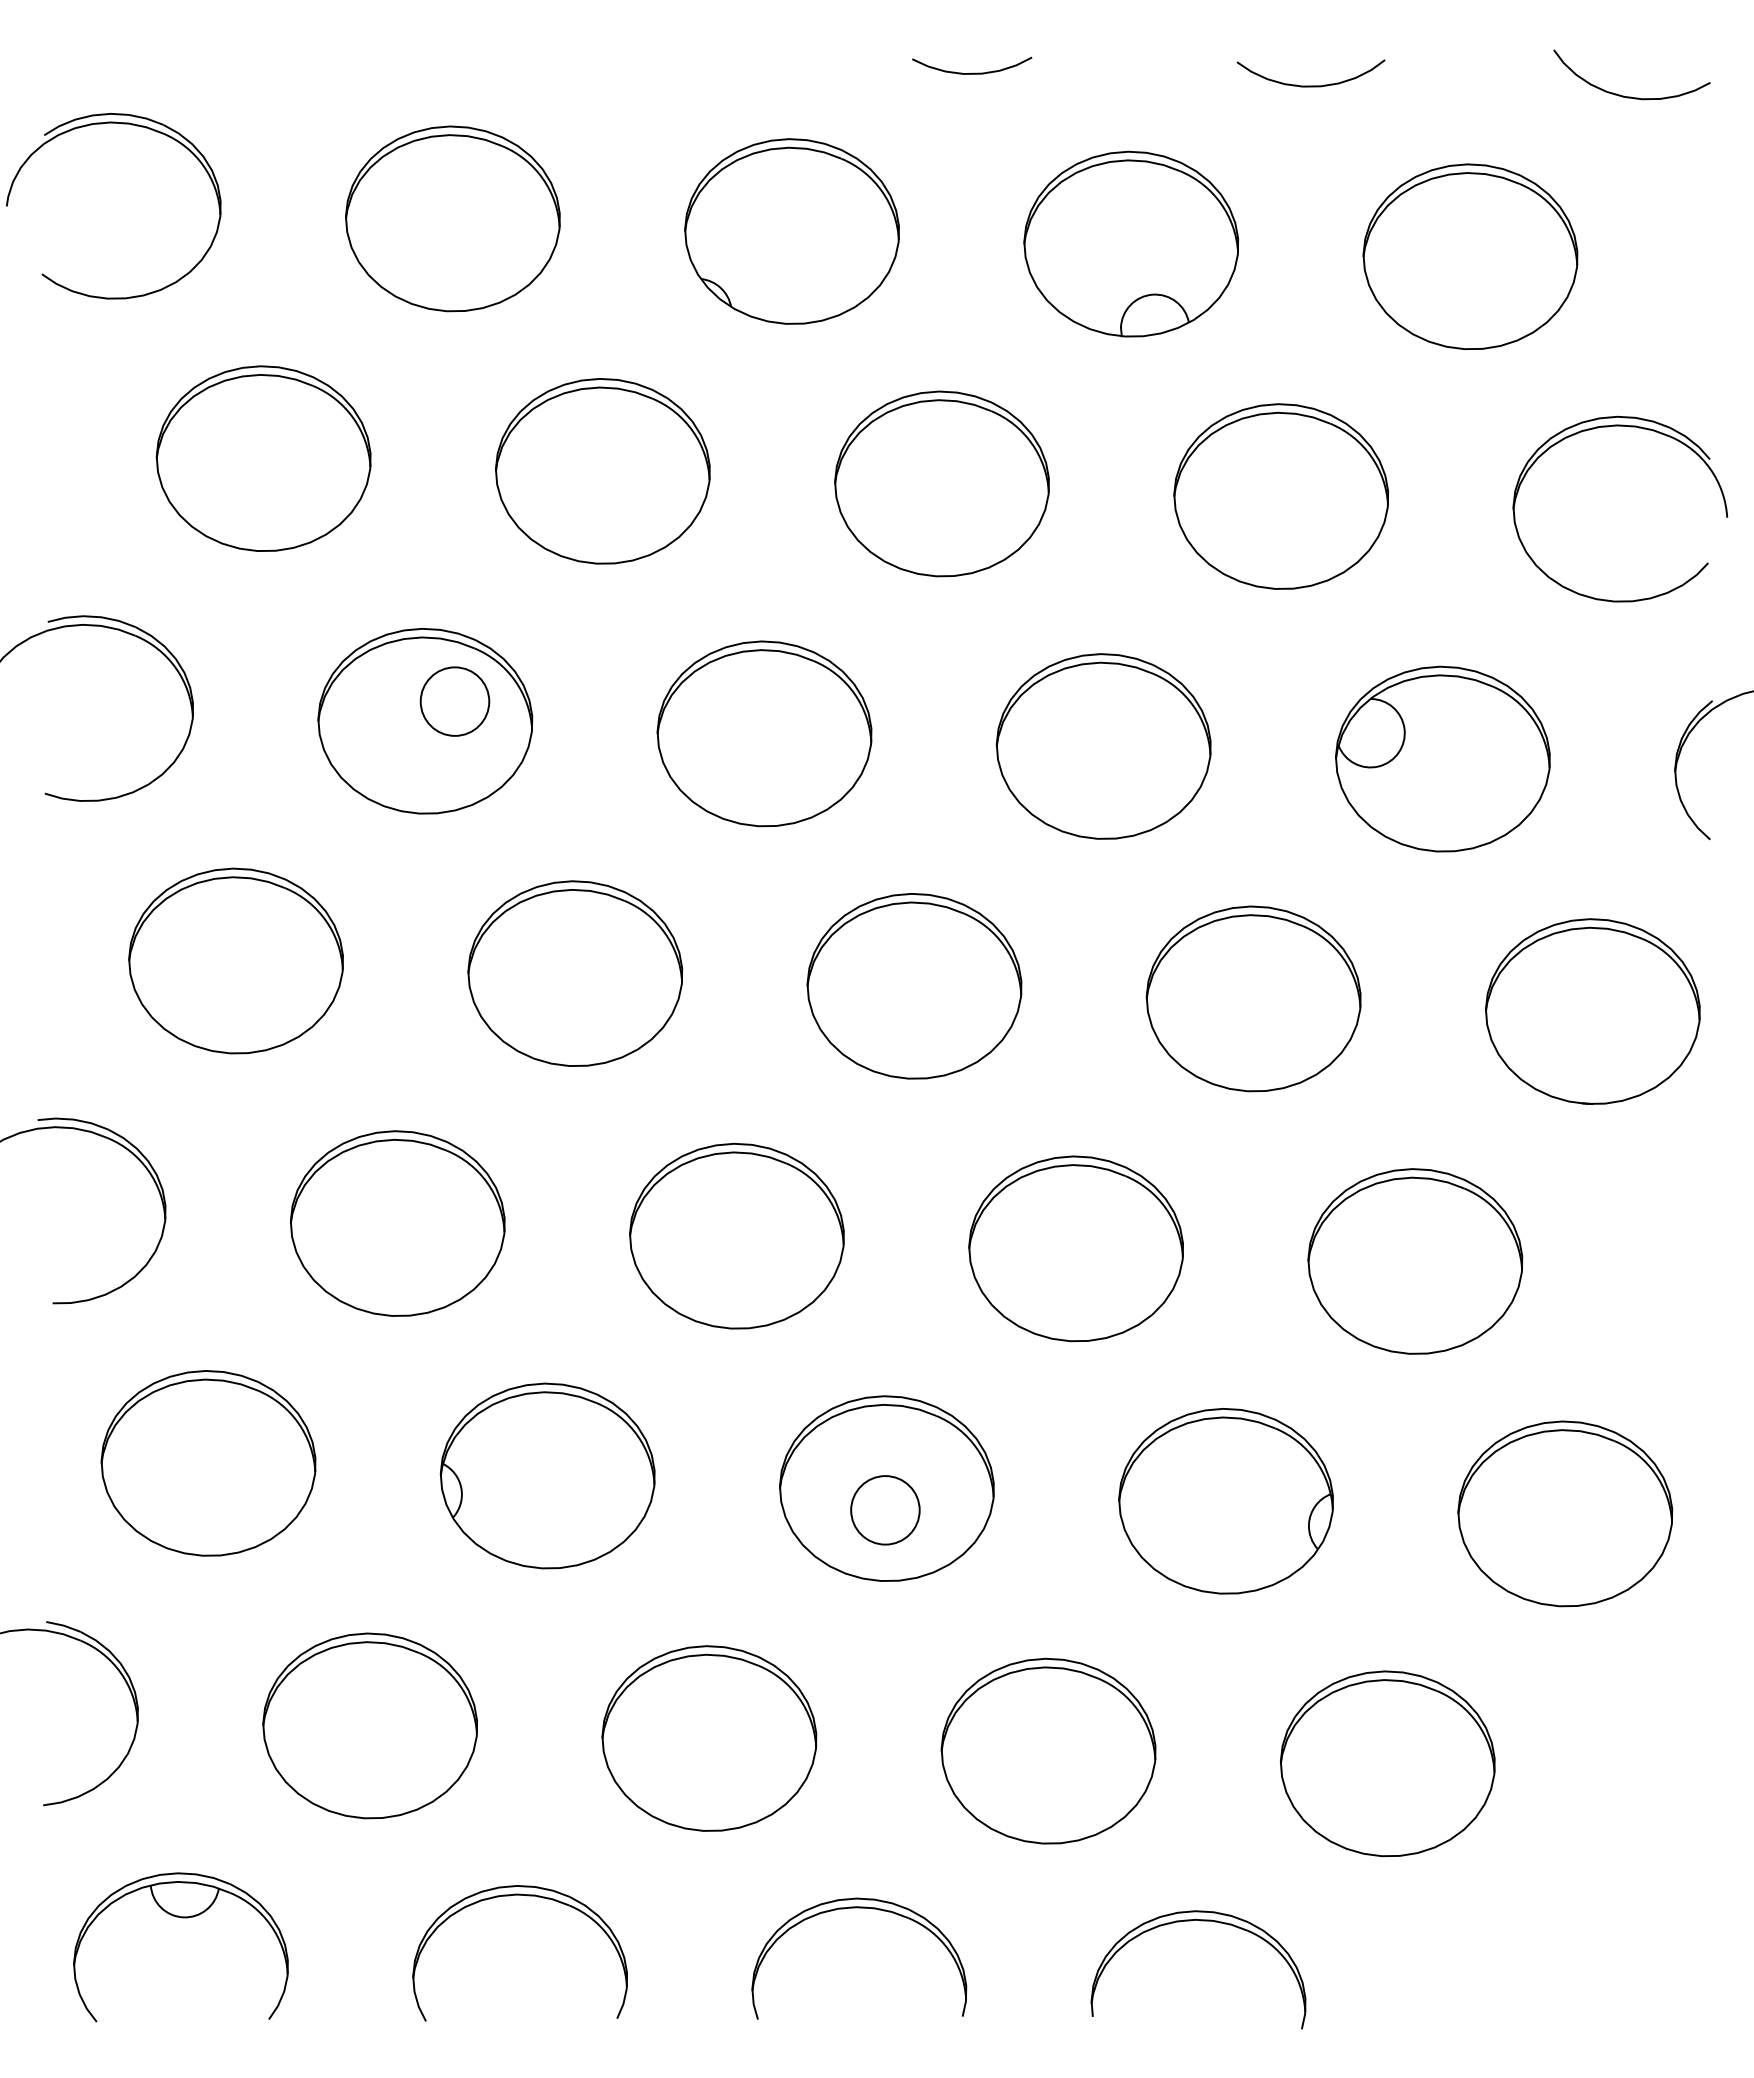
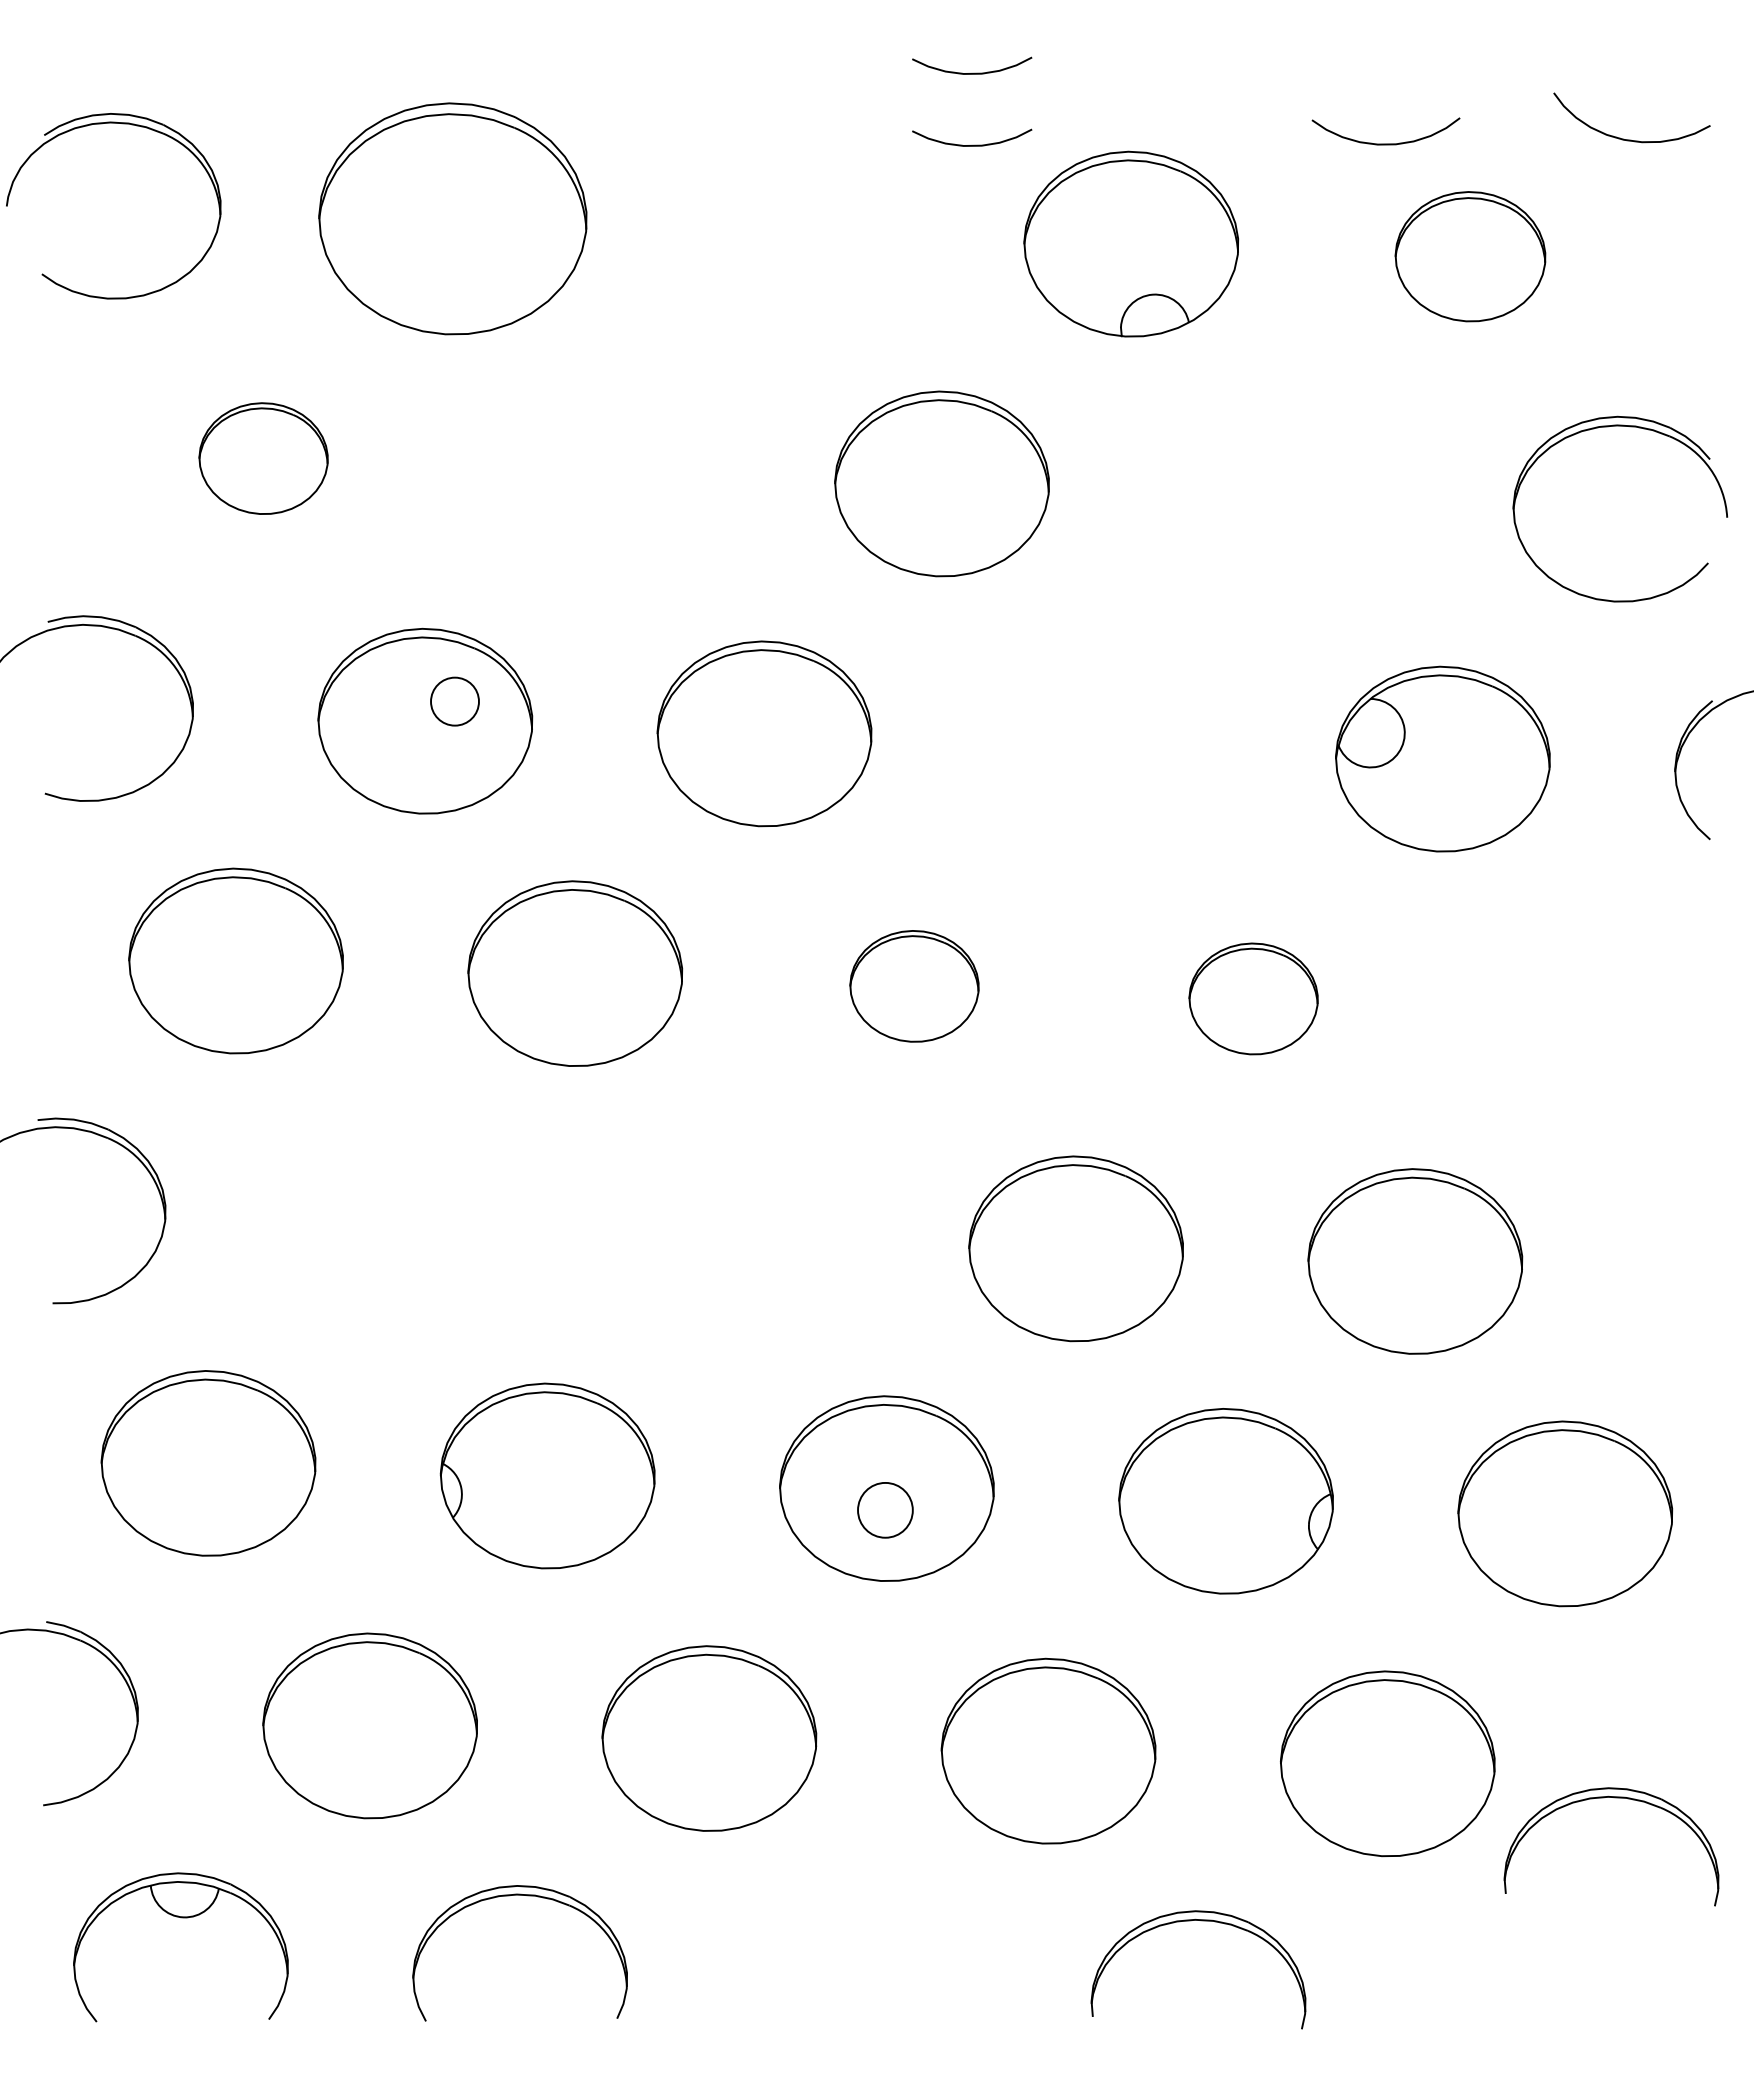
curve position: (1310, 85) -> (1385, 143) (1385, 143)
curve position: (1631, 96) -> (1631, 139) (1631, 139)
curve: none -> present (972, 144)
part size: 216x188 px -> 270x234 px (452, 218)
part: present -> none (791, 231)
part size: 217x187 px -> 153x132 px (1470, 256)
part size: 217x187 px -> 131x113 px (263, 458)
part: present -> none (602, 471)
part: present -> none (1280, 496)
circle diameter: 69 px -> 48 px (454, 701)
part: present -> none (1103, 746)
part size: 217x187 px -> 131x113 px (914, 986)
part size: 217x188 px -> 131x114 px (1253, 998)
part: present -> none (1592, 1011)
part: present -> none (397, 1223)
part: present -> none (736, 1235)
circle diameter: 69 px -> 55 px (885, 1509)
part: none -> present (1614, 1798)
part: present -> none (859, 1908)
